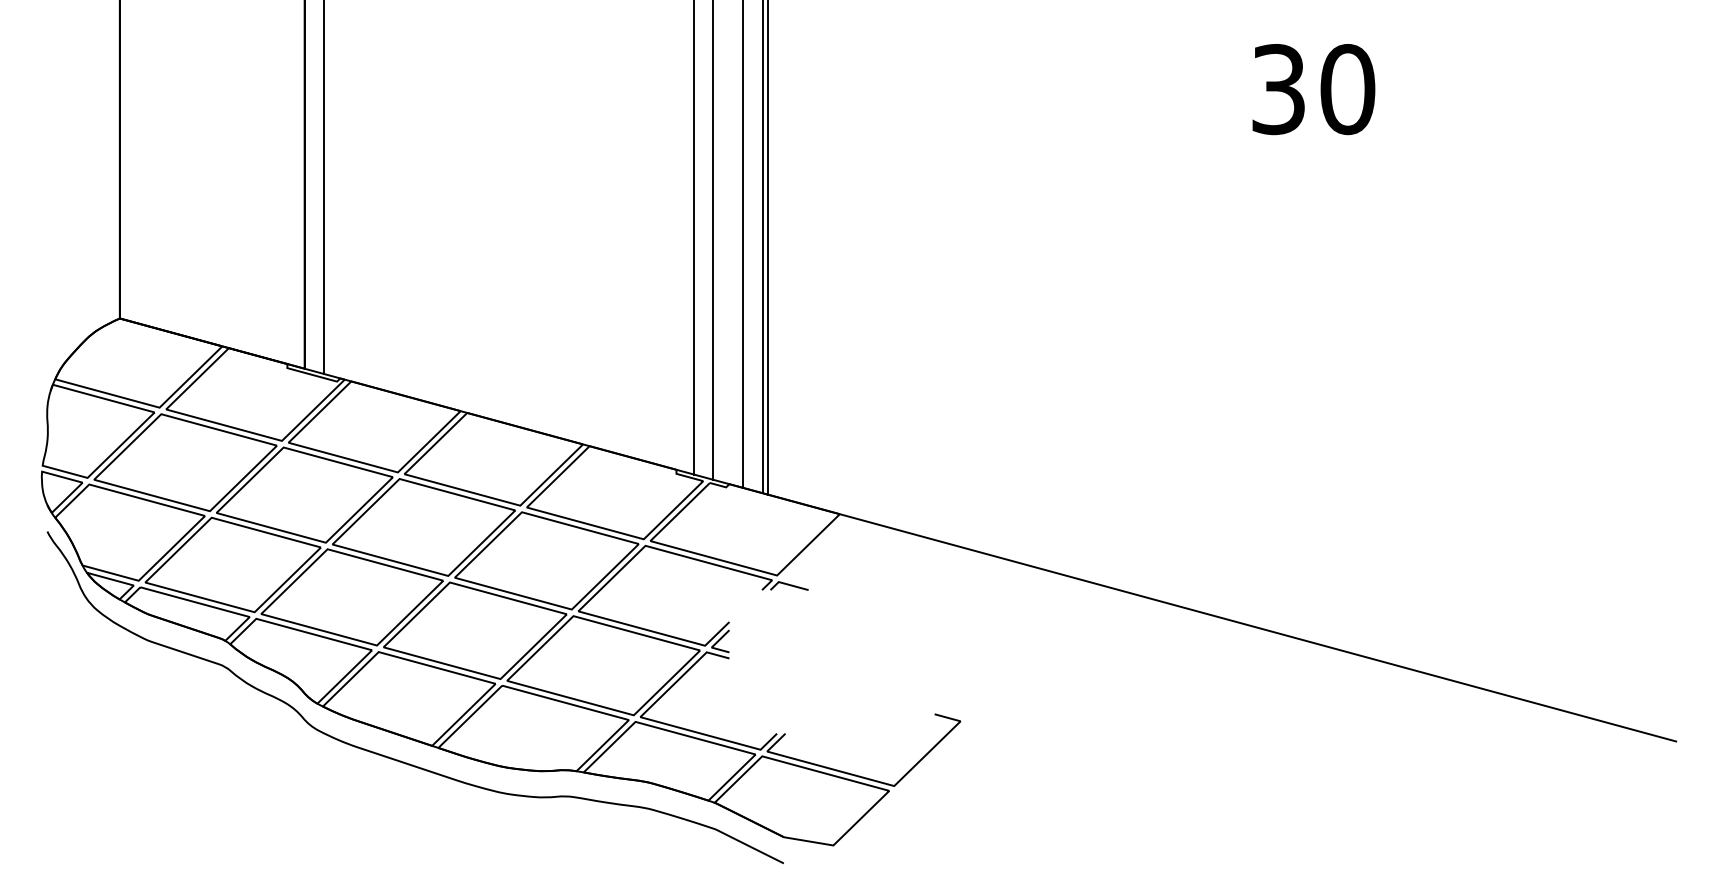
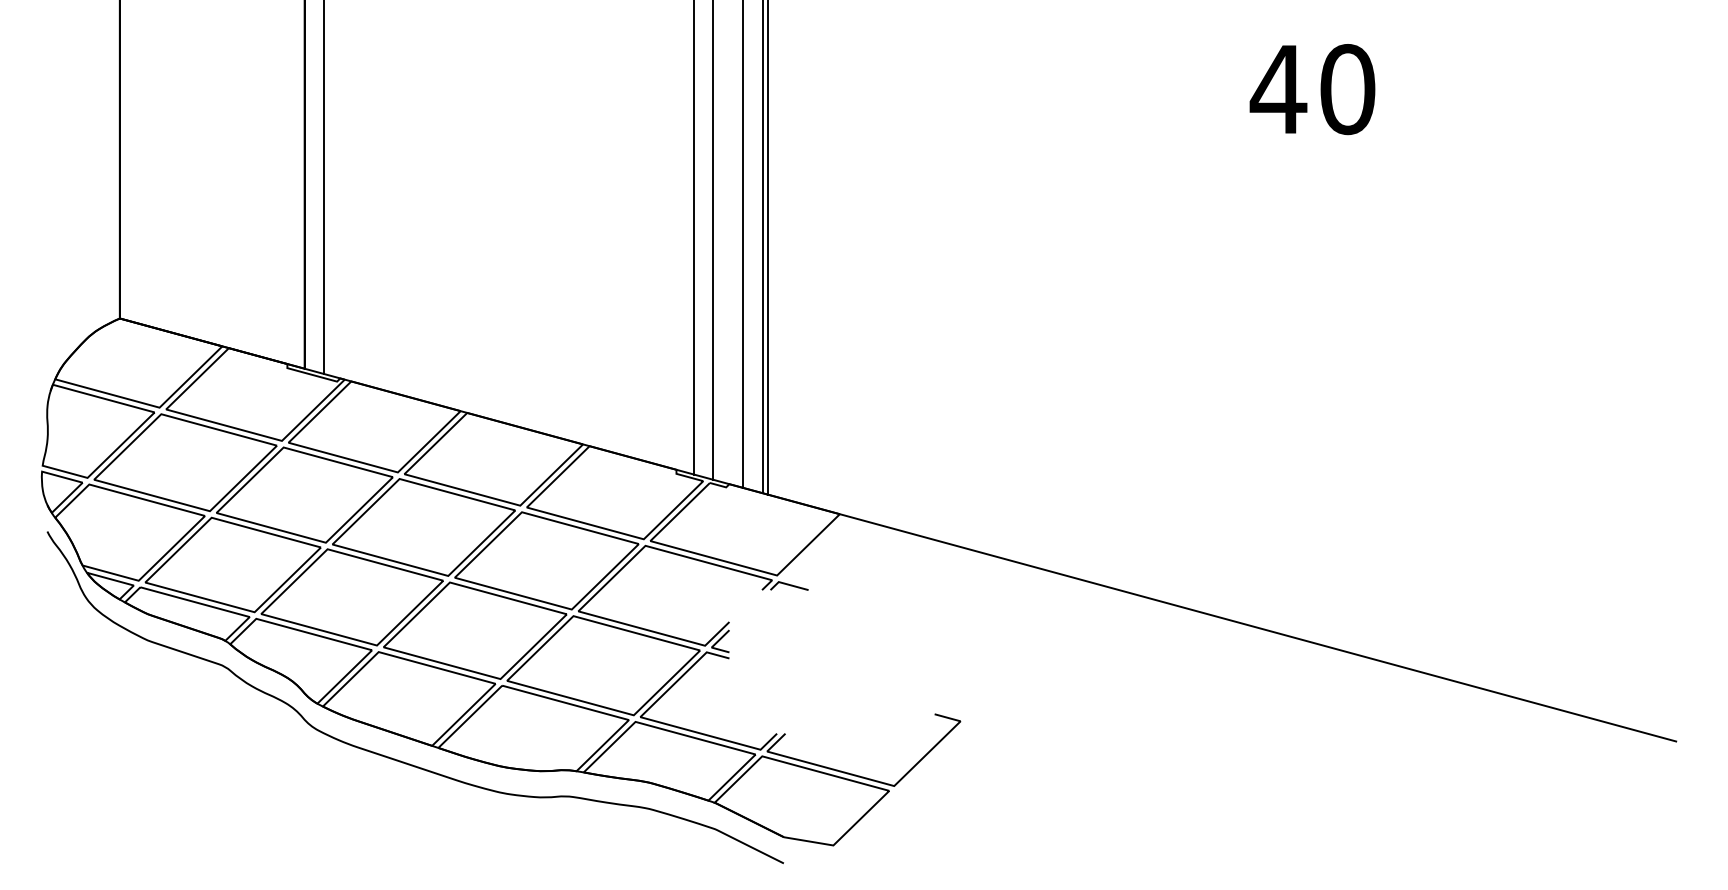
text: 30 -> 40 (1278, 89)
